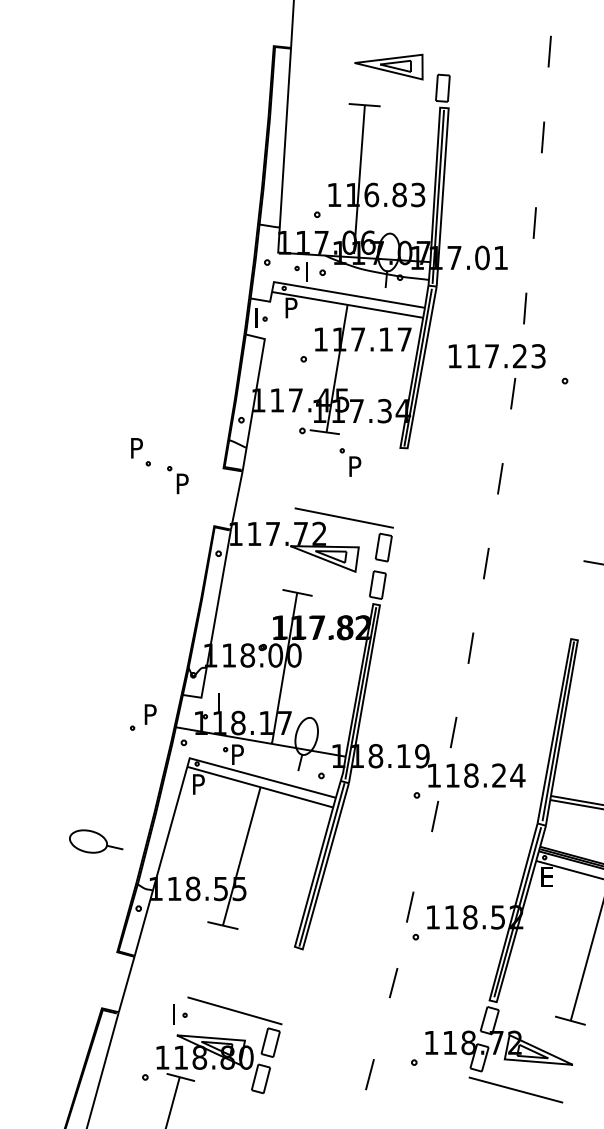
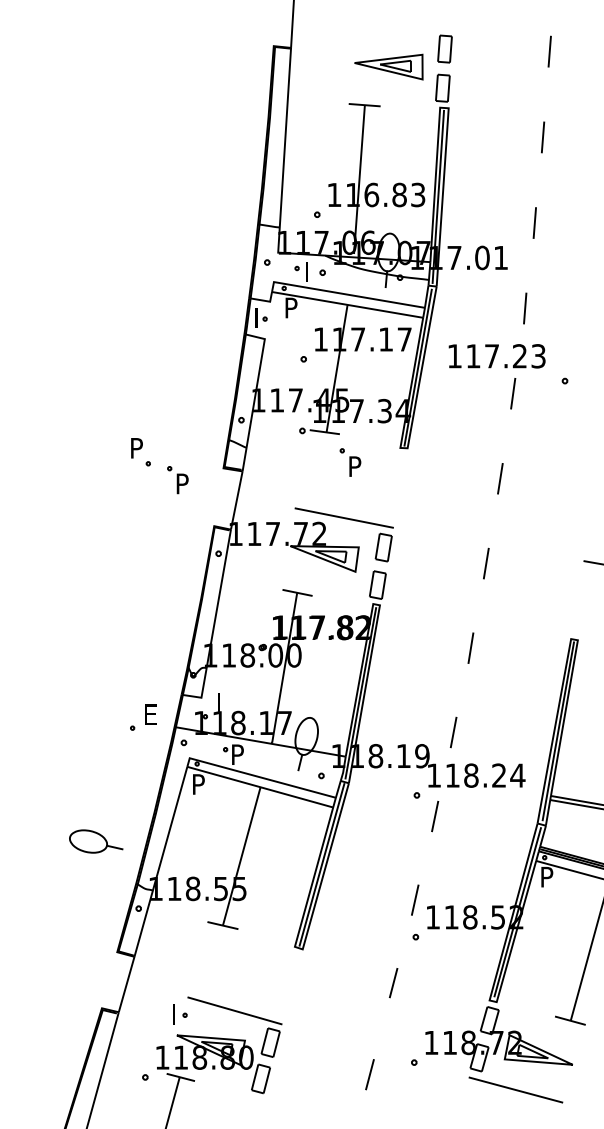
part: none -> present (444, 48)
text: P -> E (150, 714)
text: E -> P (547, 876)
line position: (410, 906) -> (415, 899) (415, 899)
